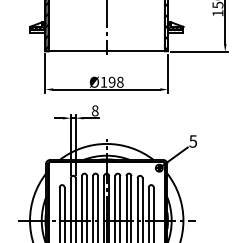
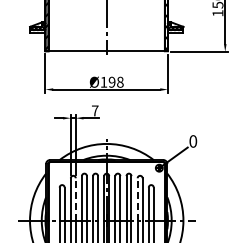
text: 8 -> 7 (94, 110)
text: 5 -> 0 (193, 141)
line: solid -> dashed (75, 198)
line: solid -> dashed (137, 198)
